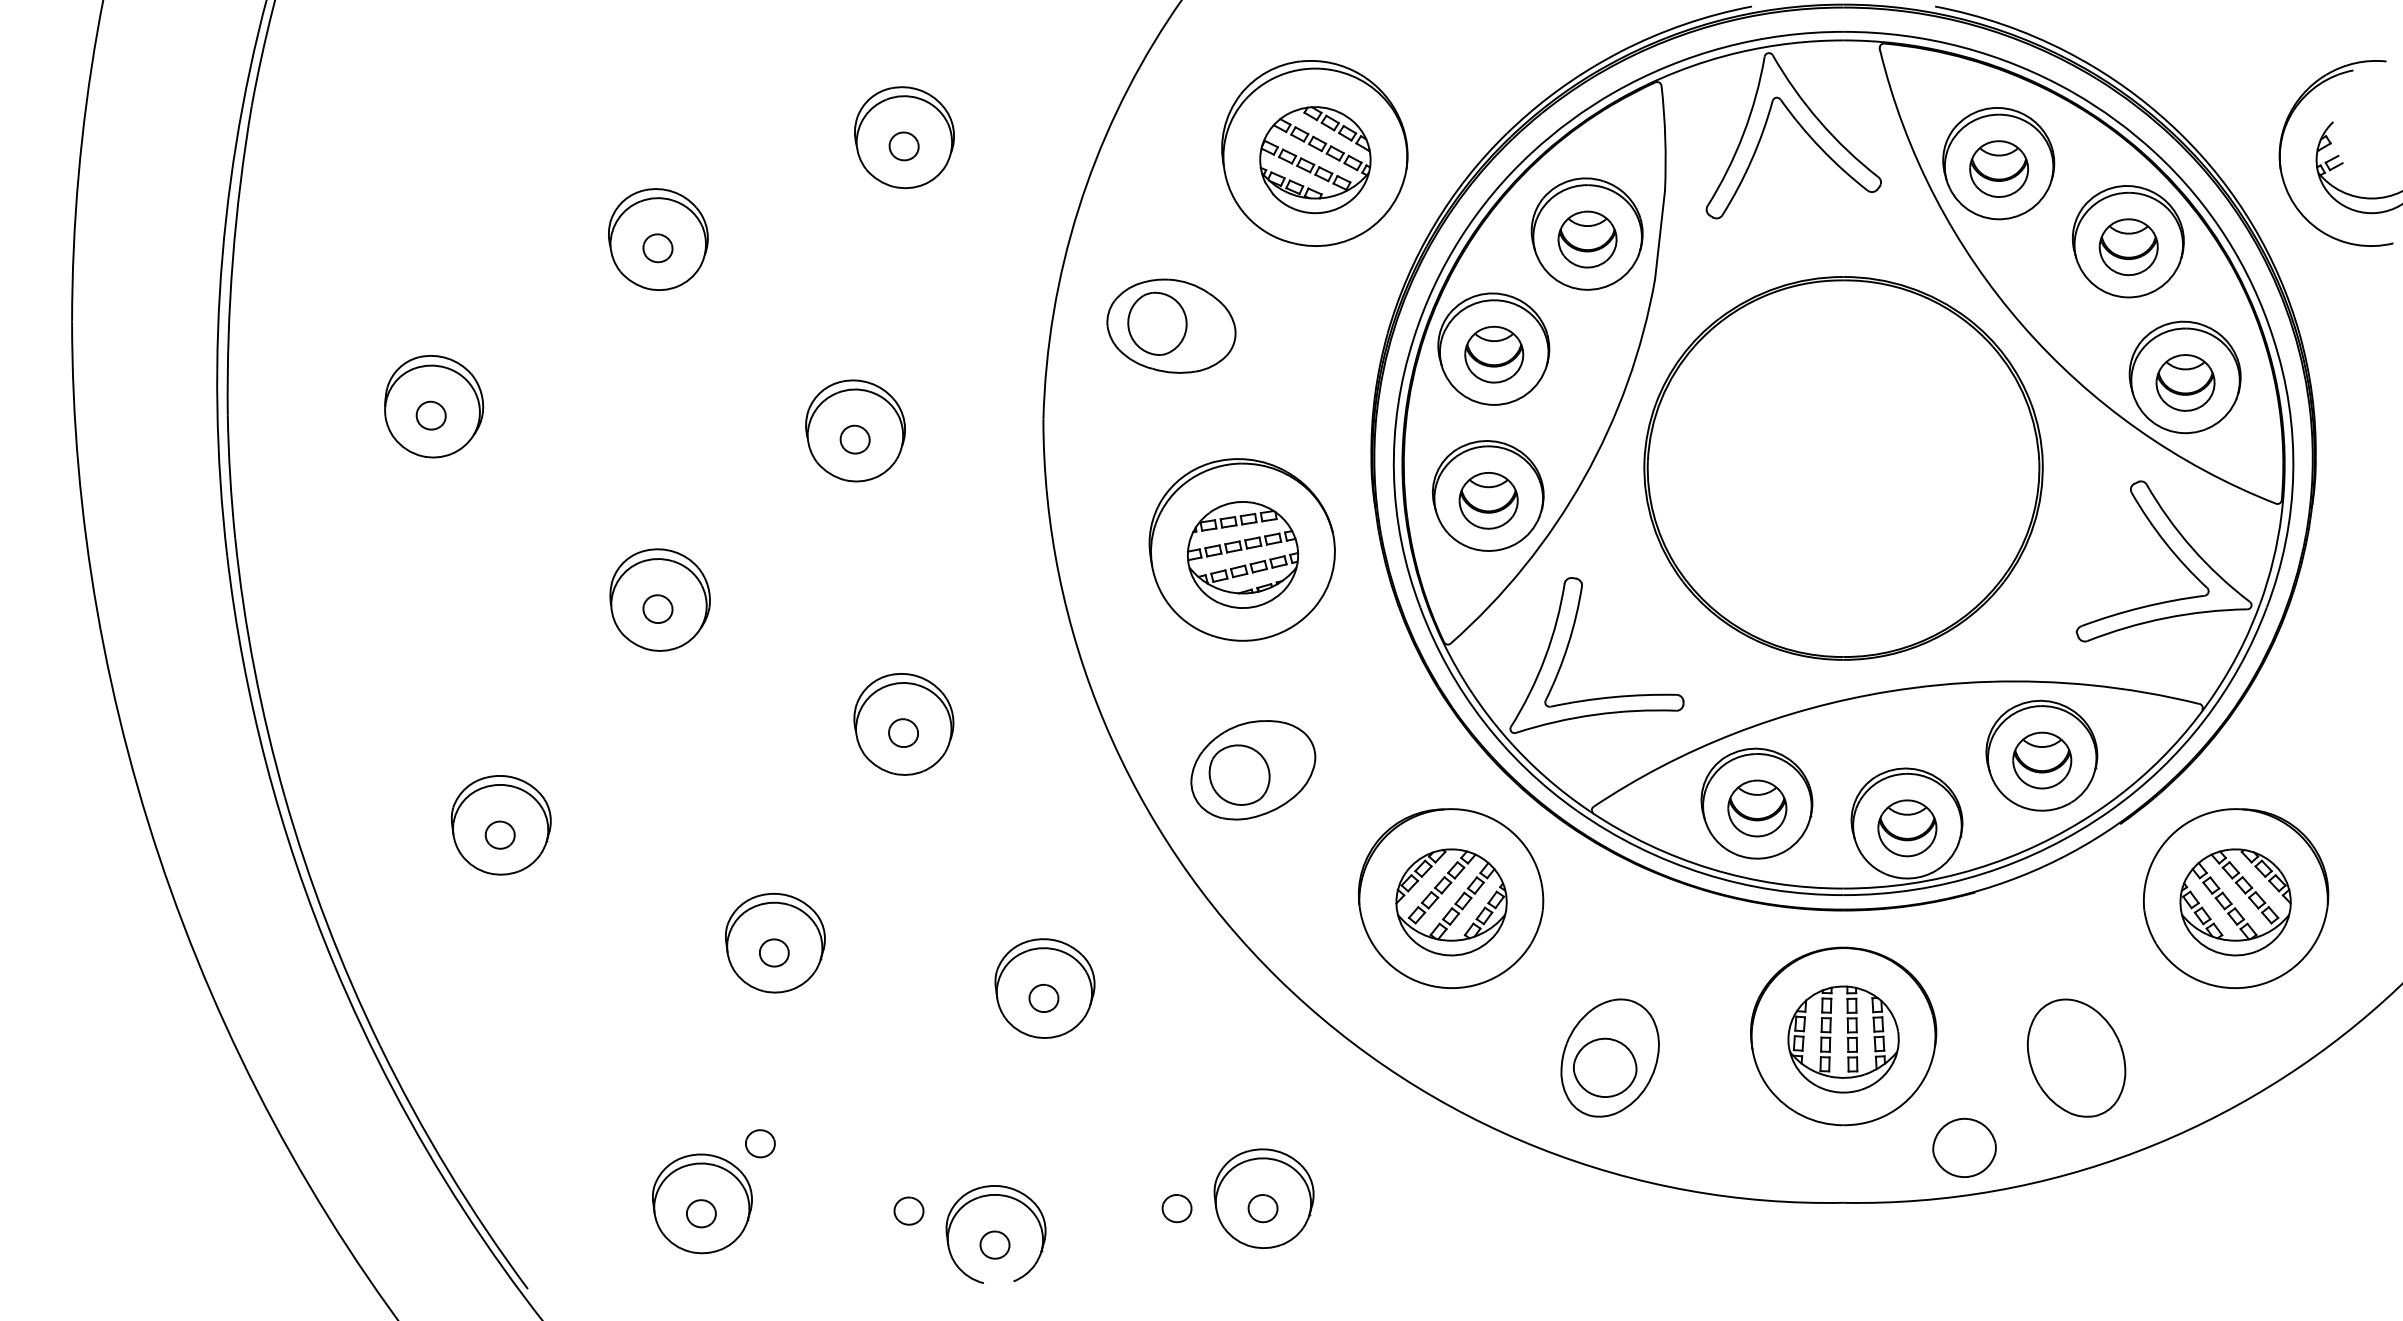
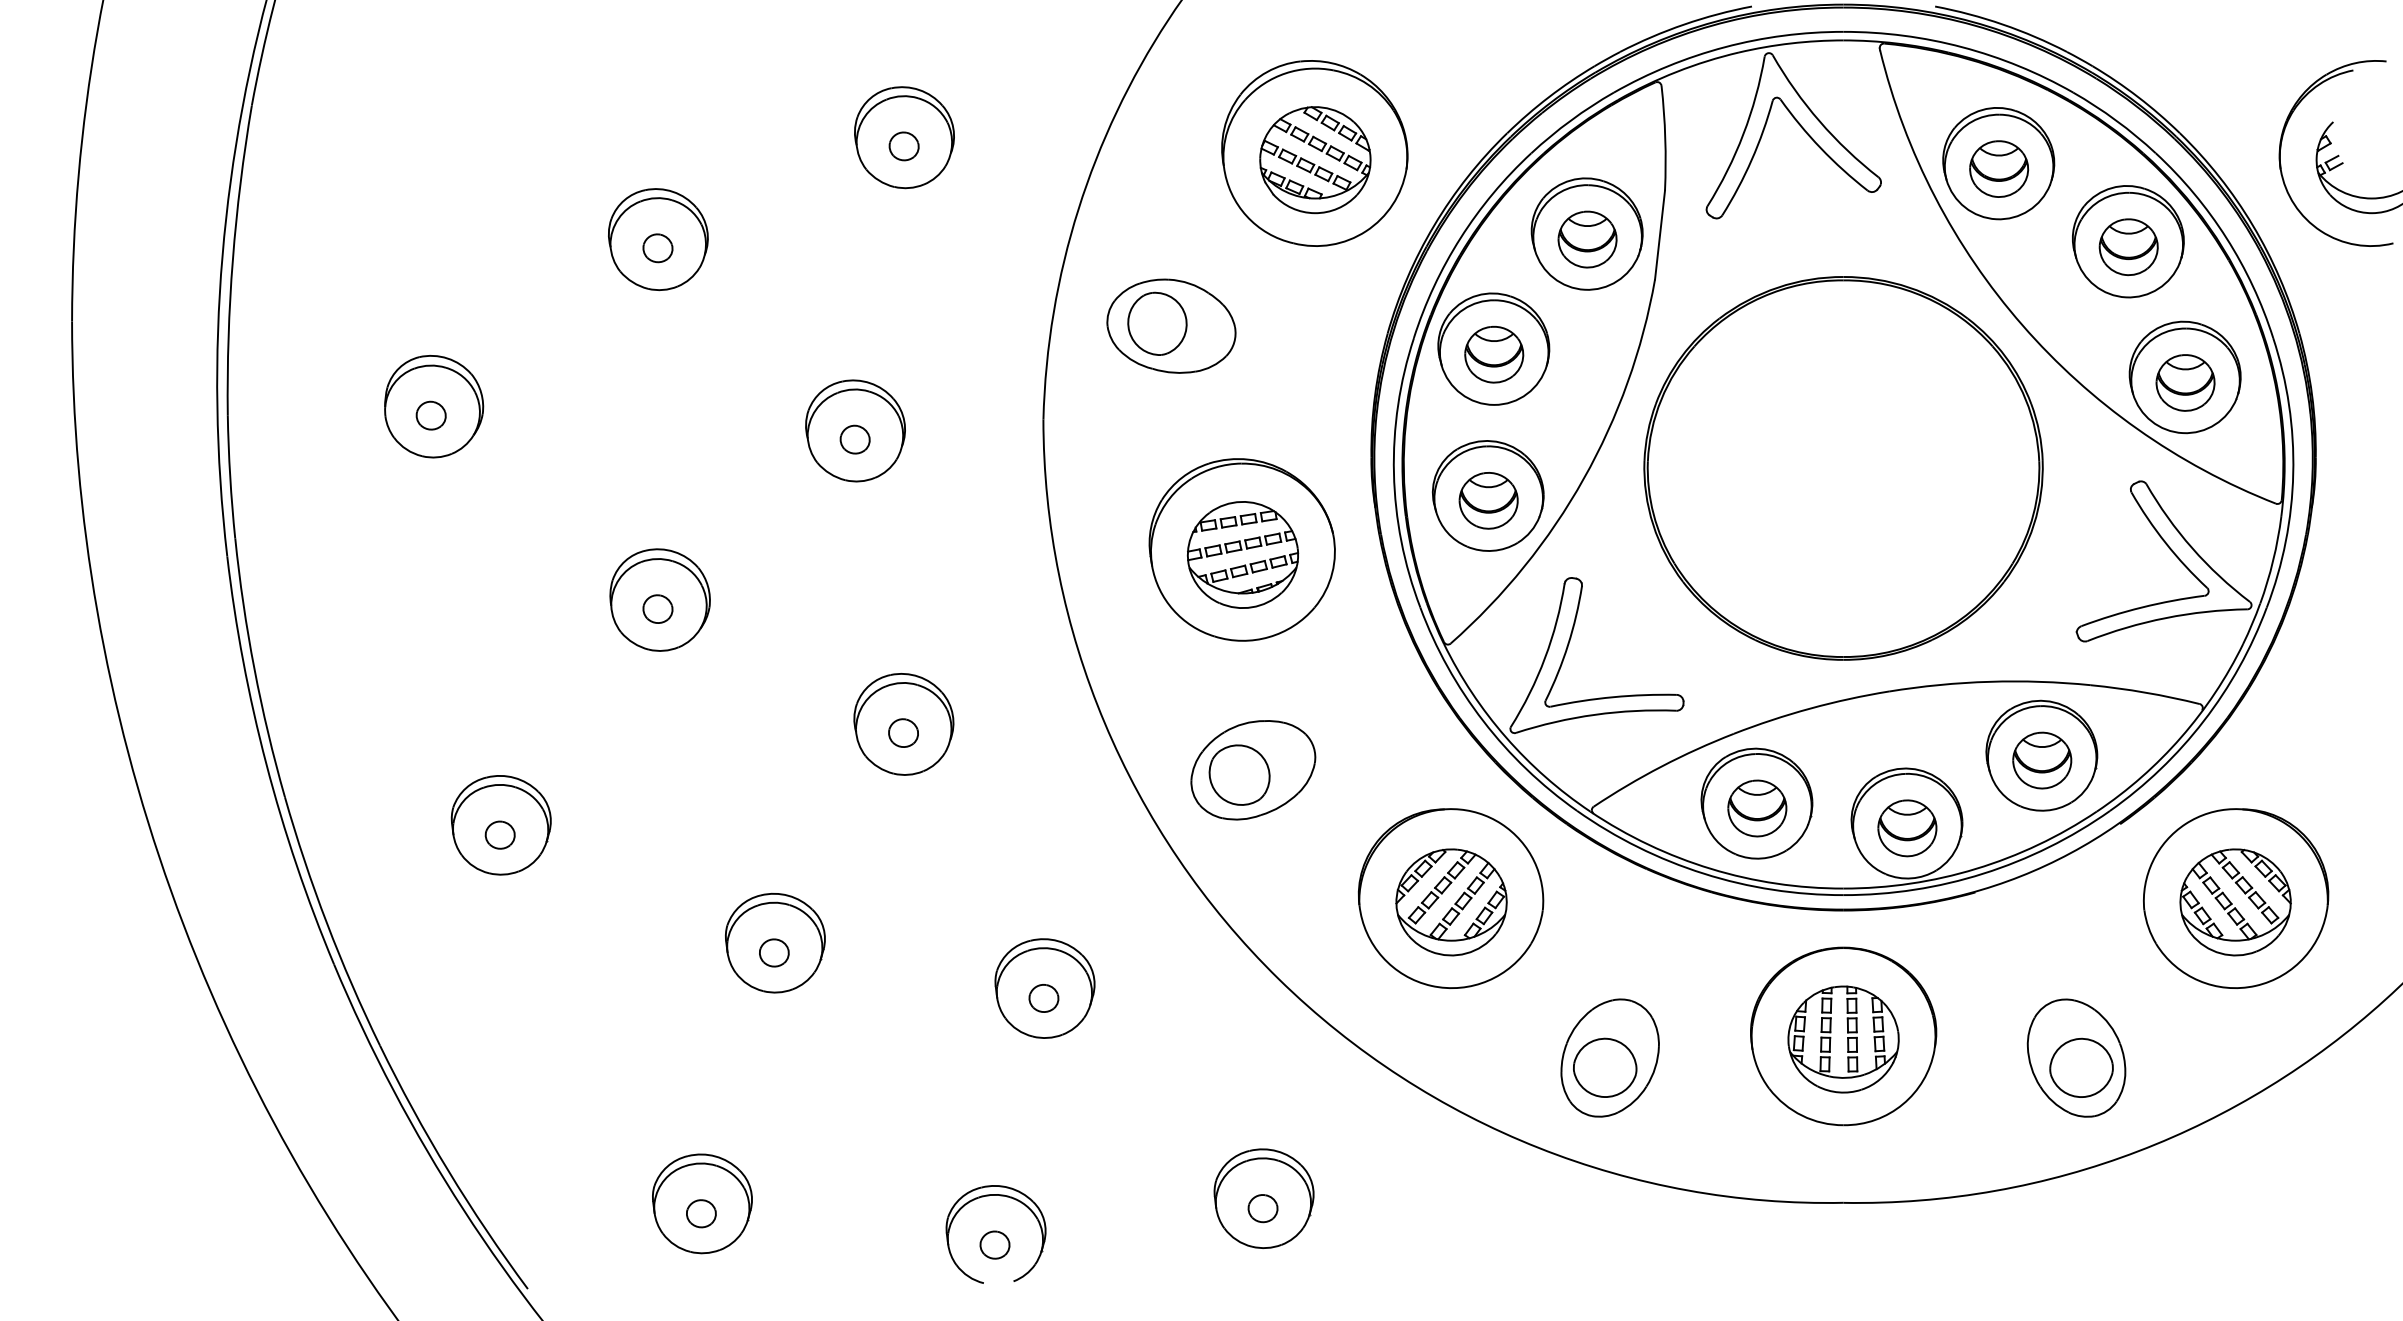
part: present -> none (760, 1143)
part position: (1964, 1147) -> (2081, 1067) (2081, 1067)
part: present -> none (1176, 1208)
part: present -> none (908, 1210)
